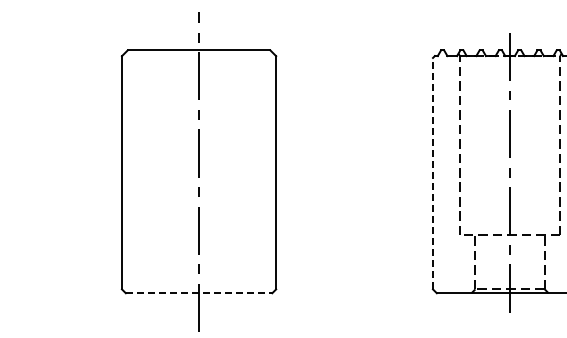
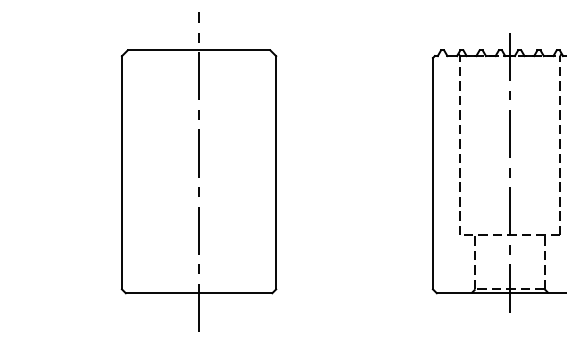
line: dashed -> solid (432, 173)
line: dashed -> solid (199, 293)
